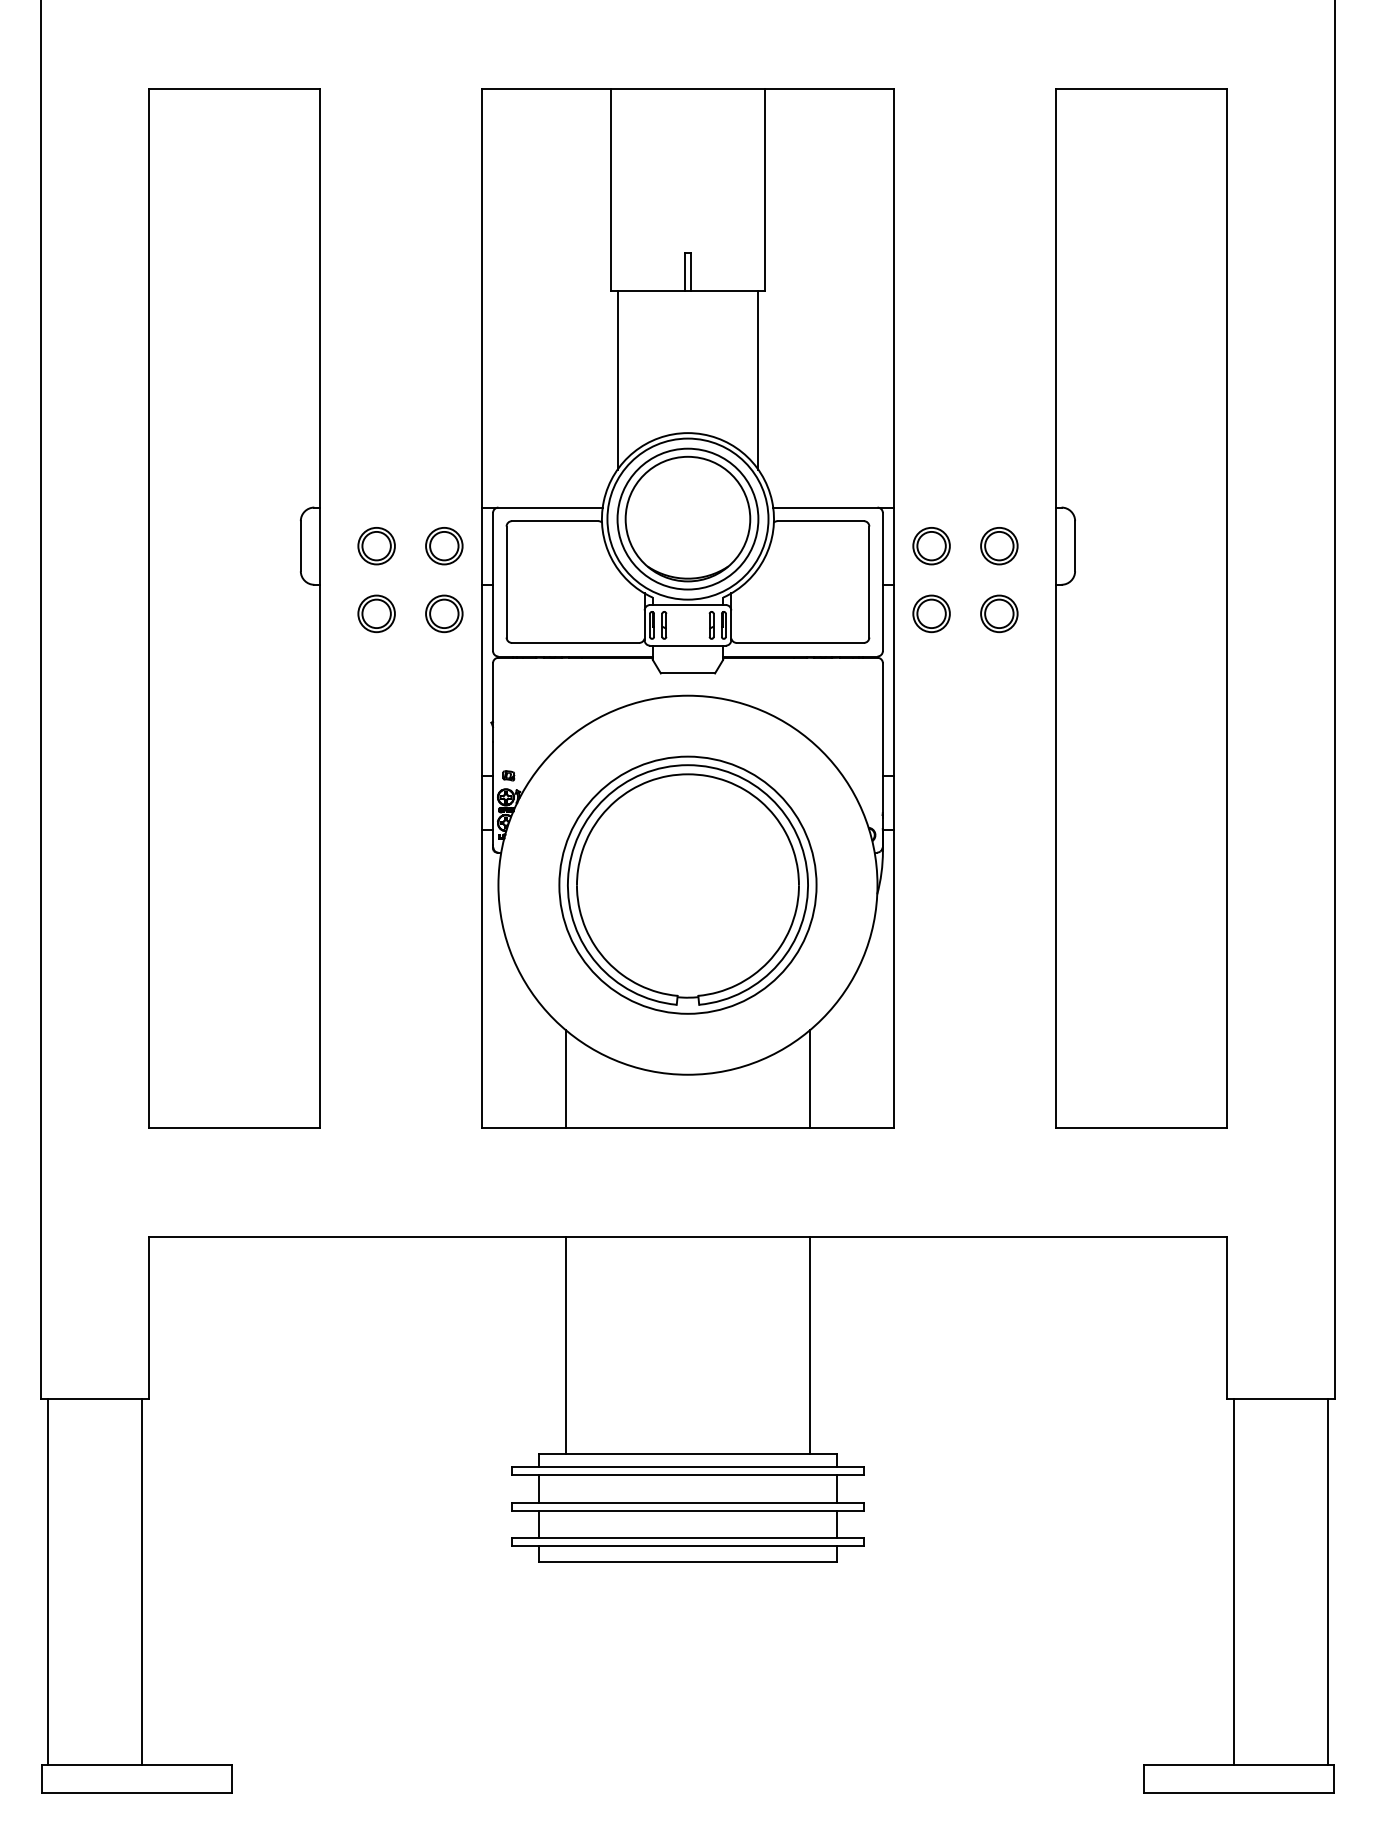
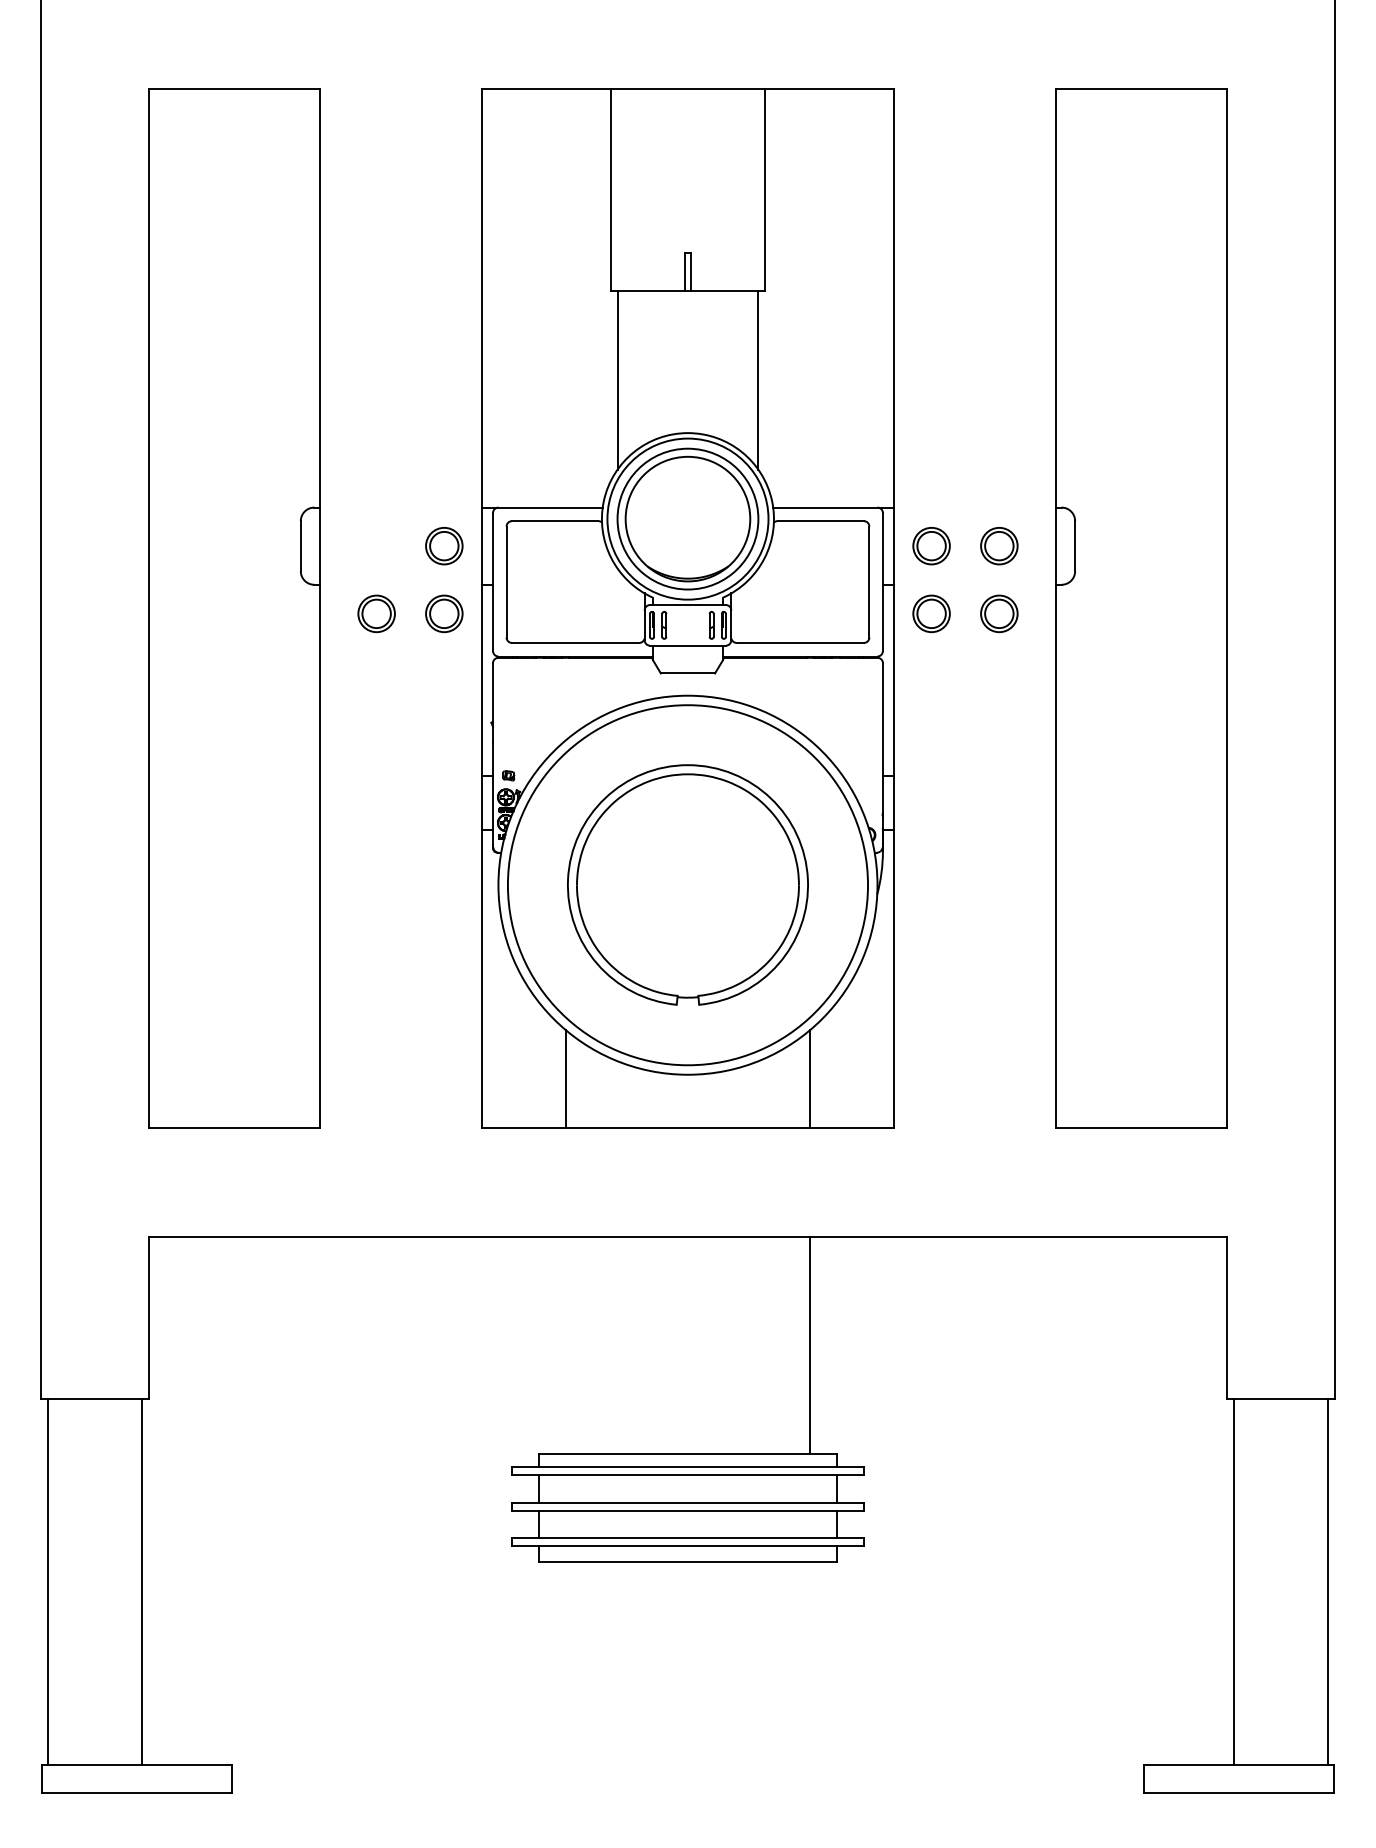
part: present -> none (376, 546)
circle diameter: 257 px -> 360 px (687, 885)
line: present -> none (566, 1344)
